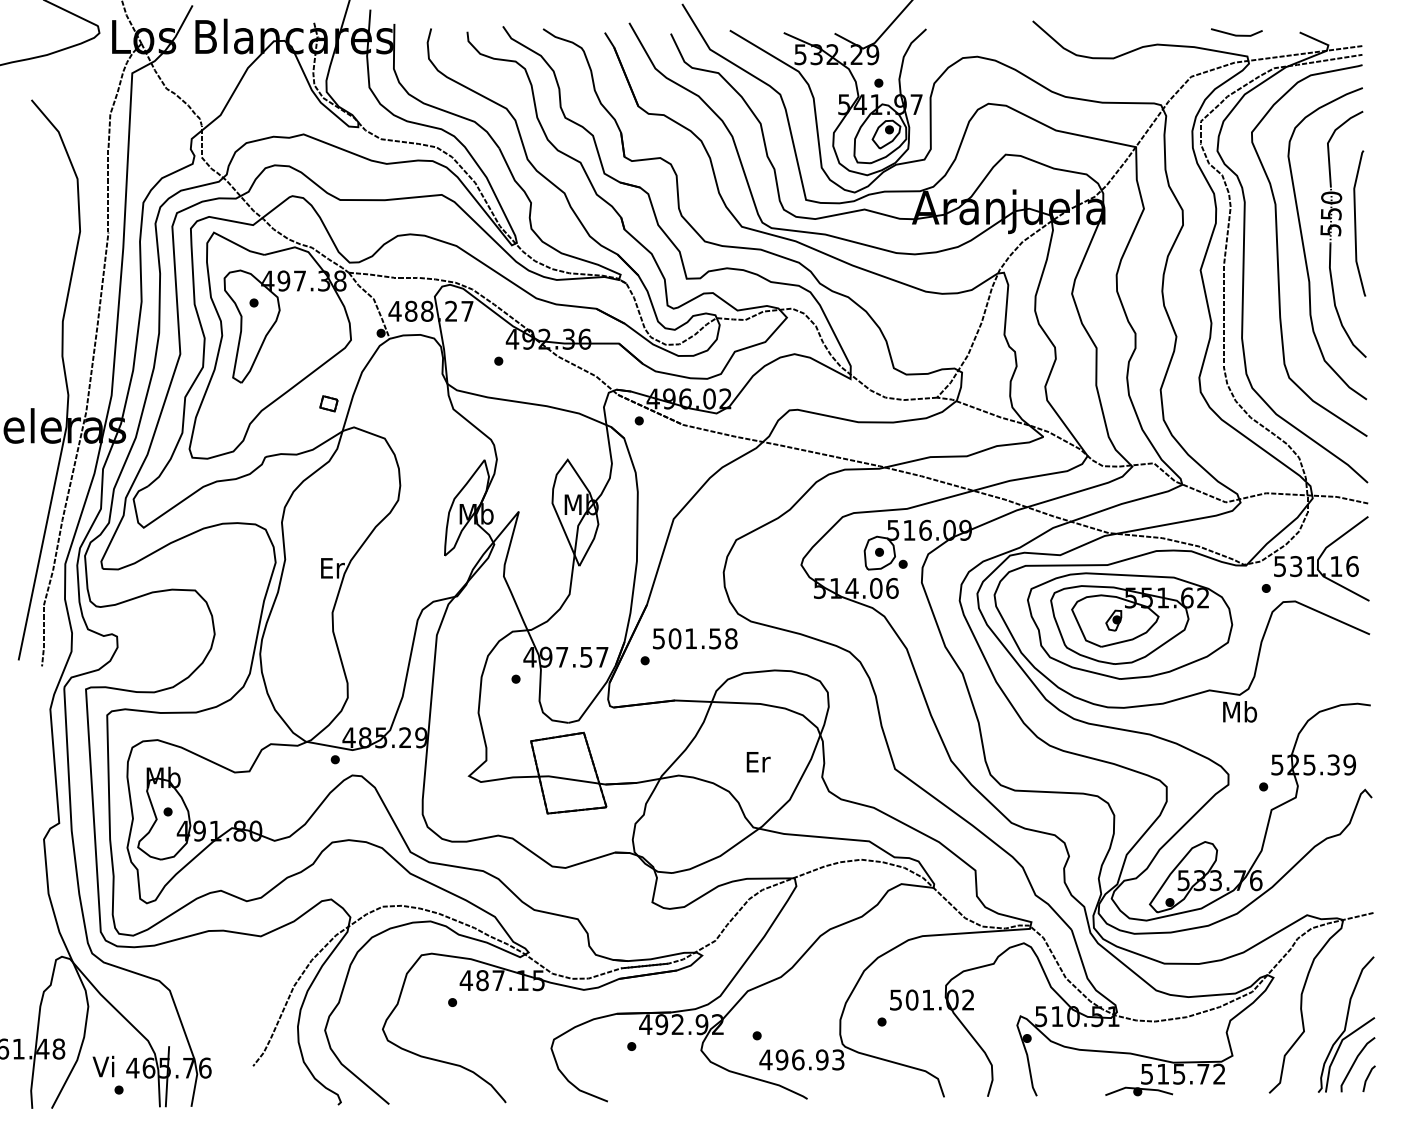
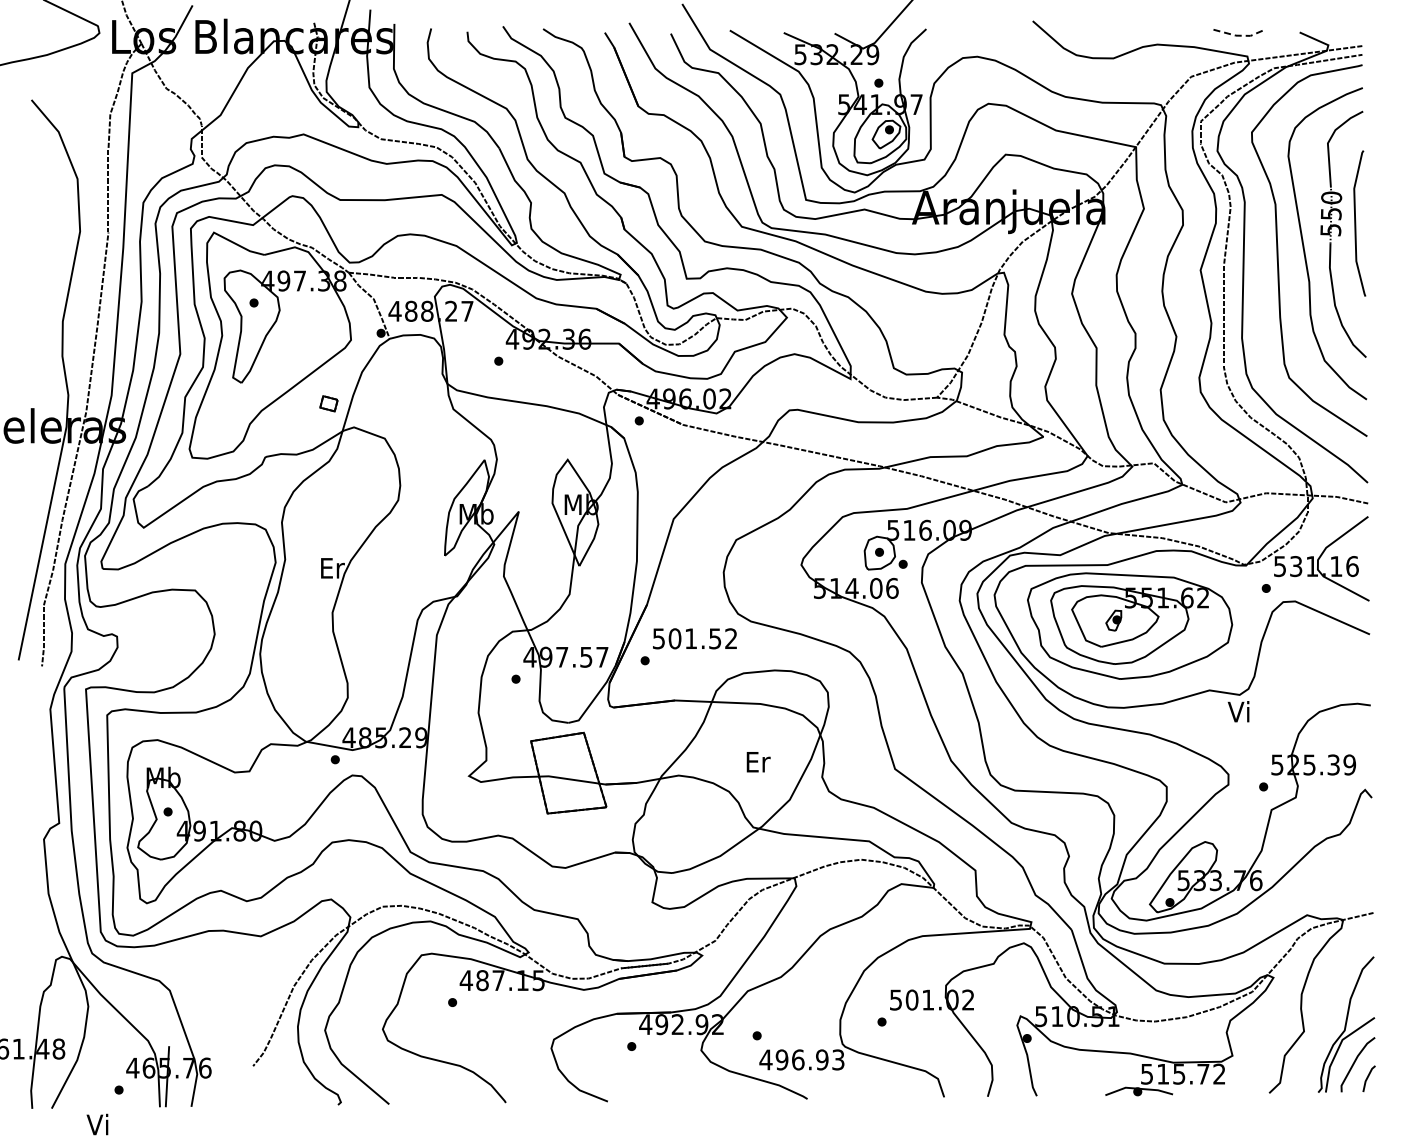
line: solid -> dashed (1236, 35)
text: 501.58 -> 501.52 (731, 638)
text: Mb -> Vi (1240, 711)
text position: (103, 1066) -> (97, 1124) (97, 1124)
